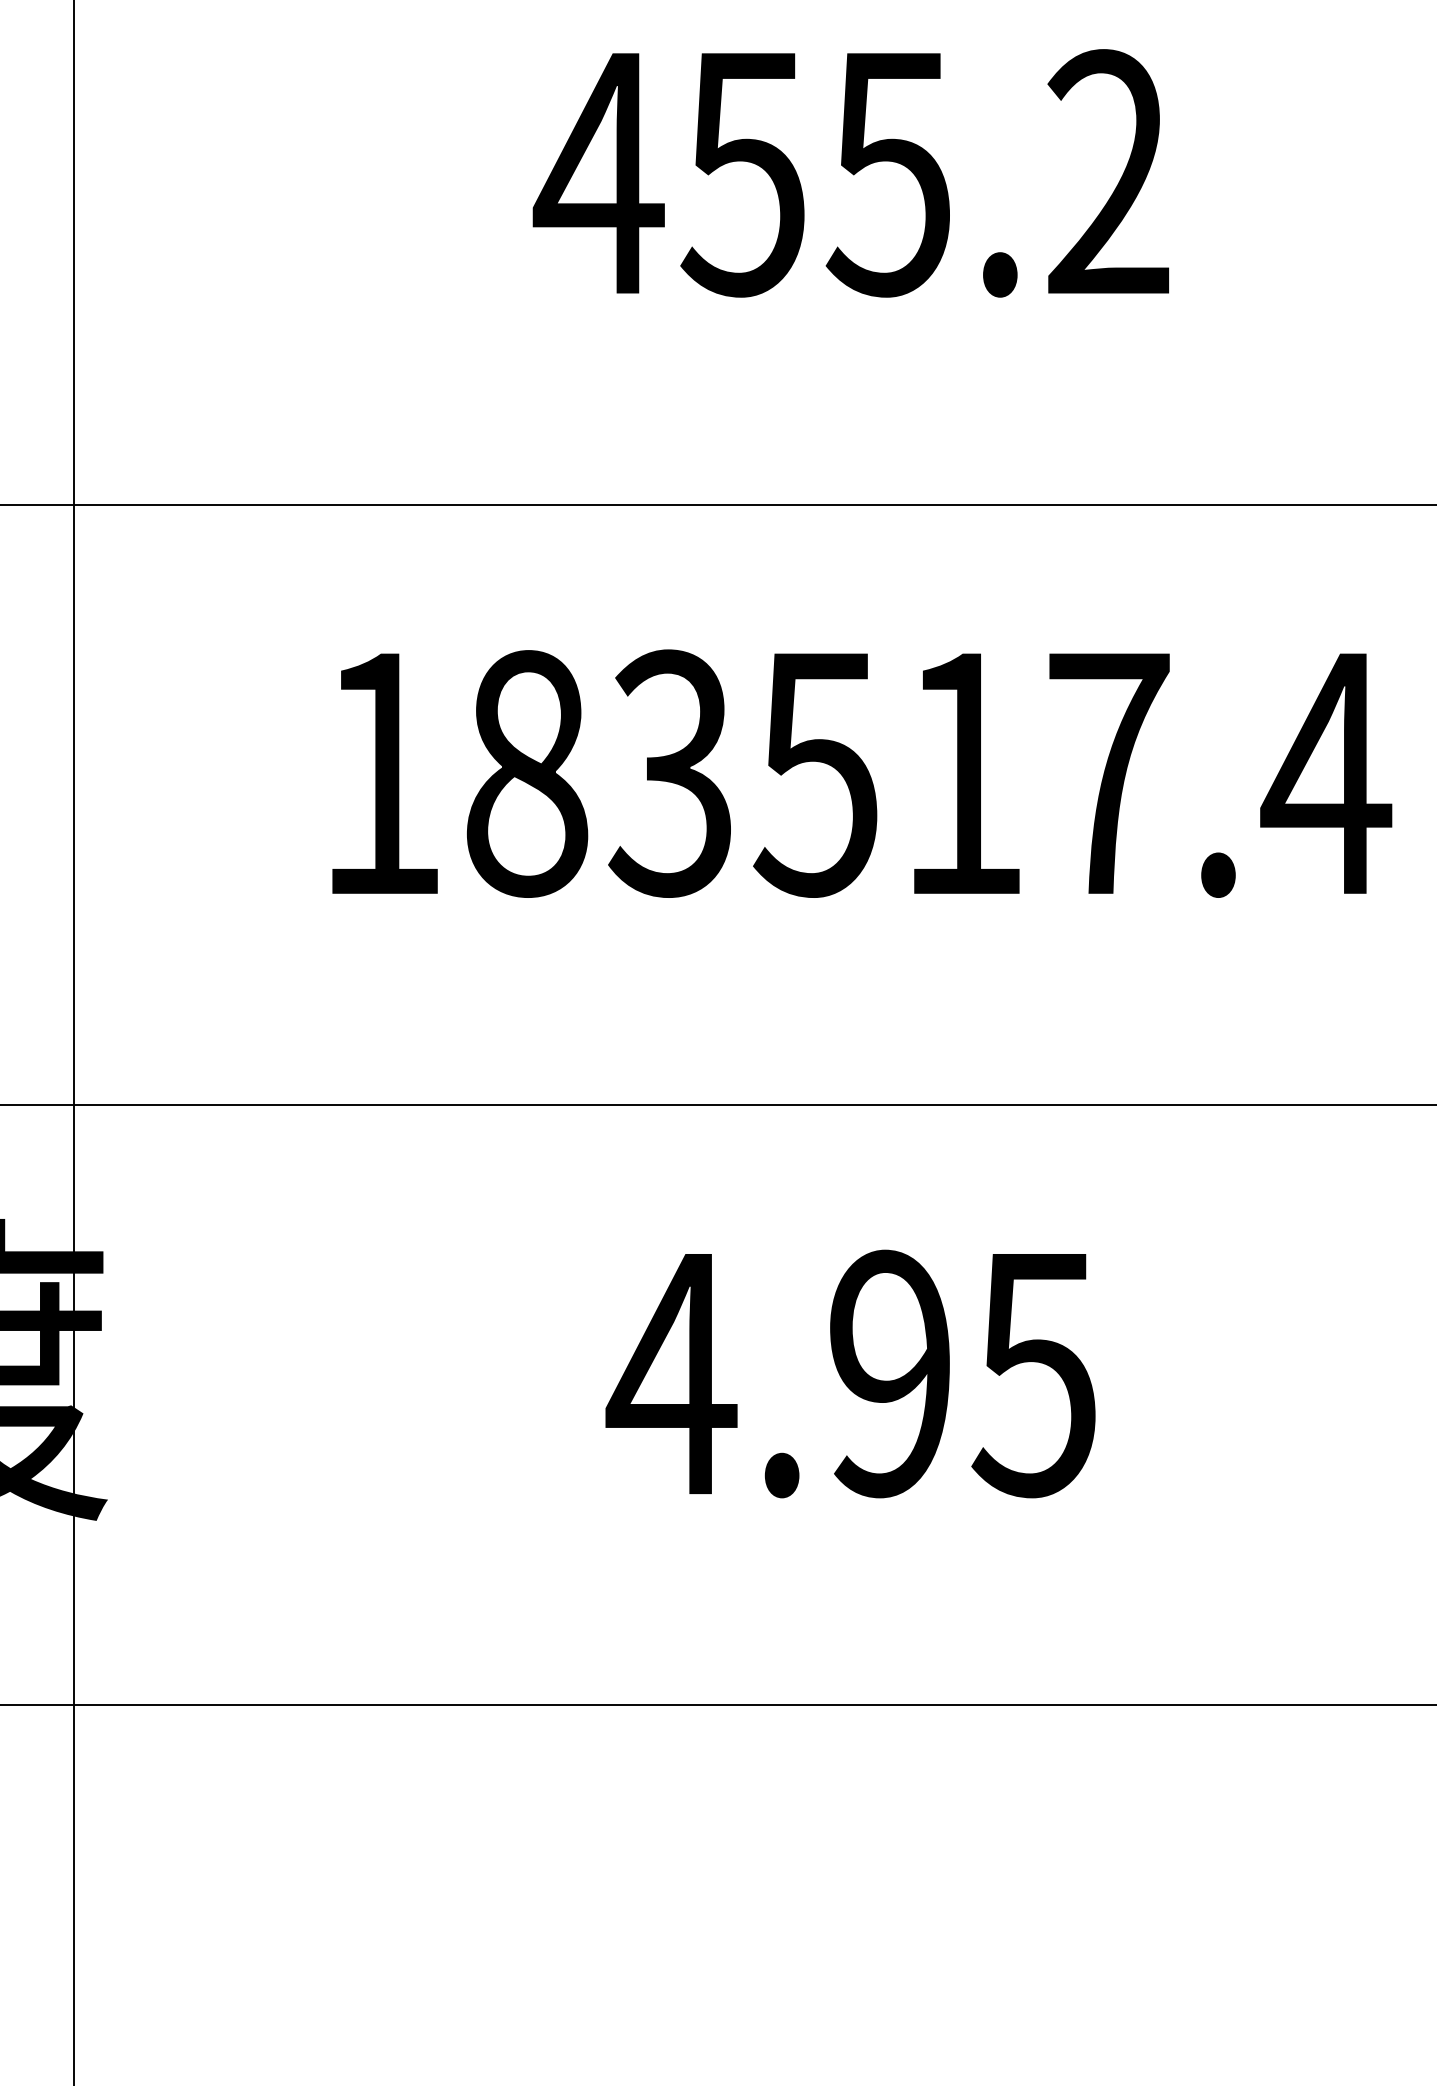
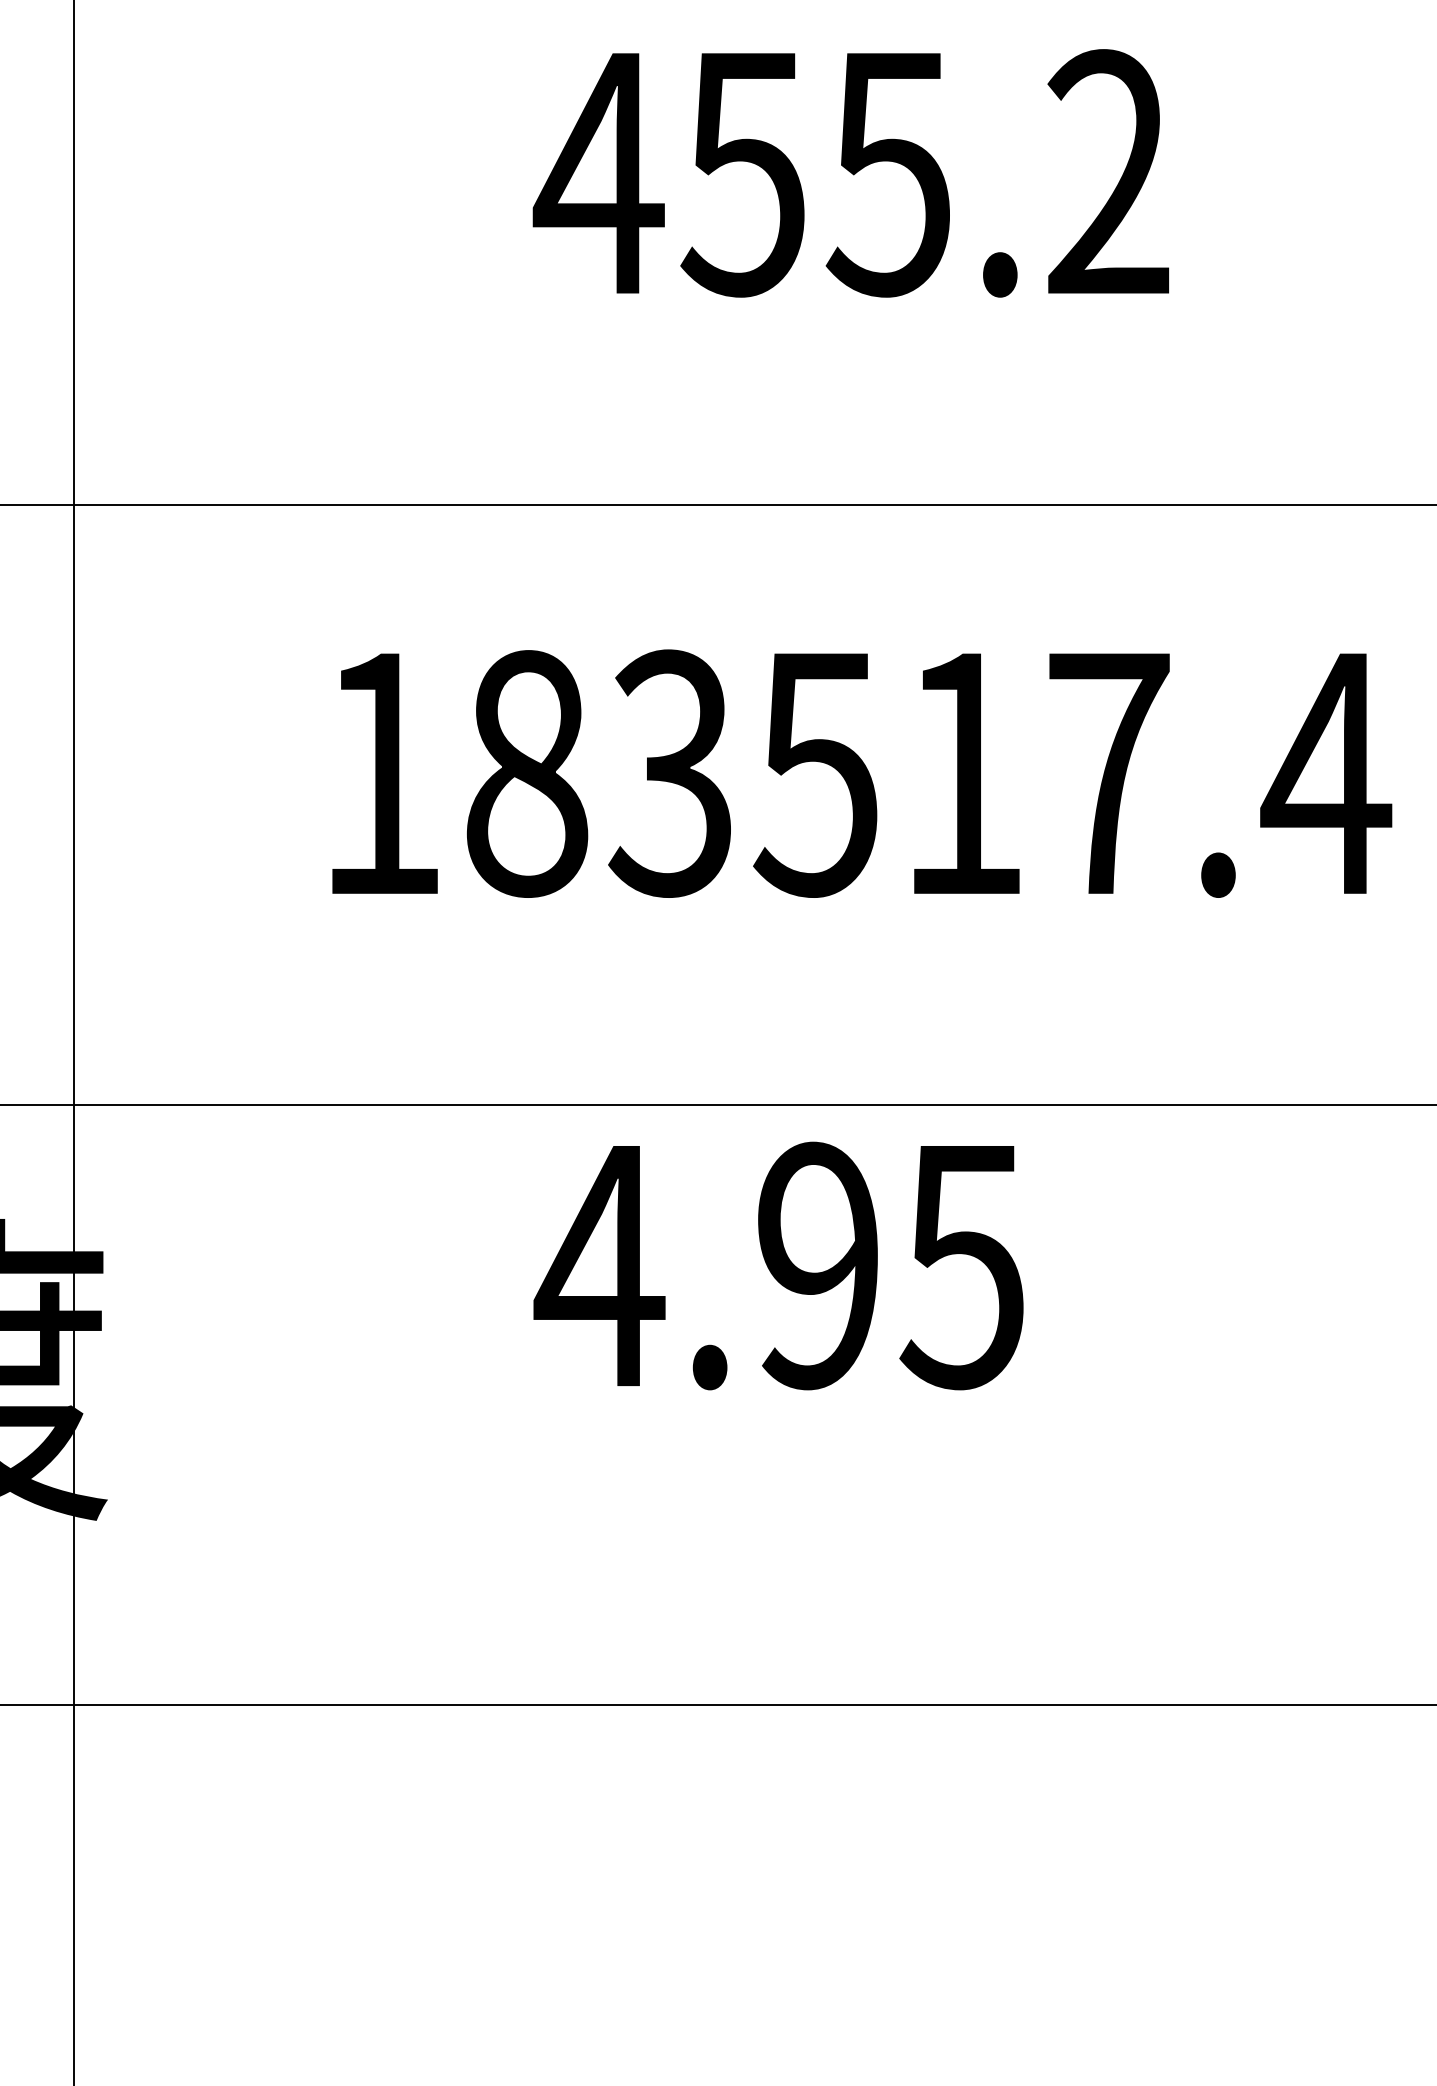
text position: (850, 1373) -> (778, 1265) (778, 1265)
